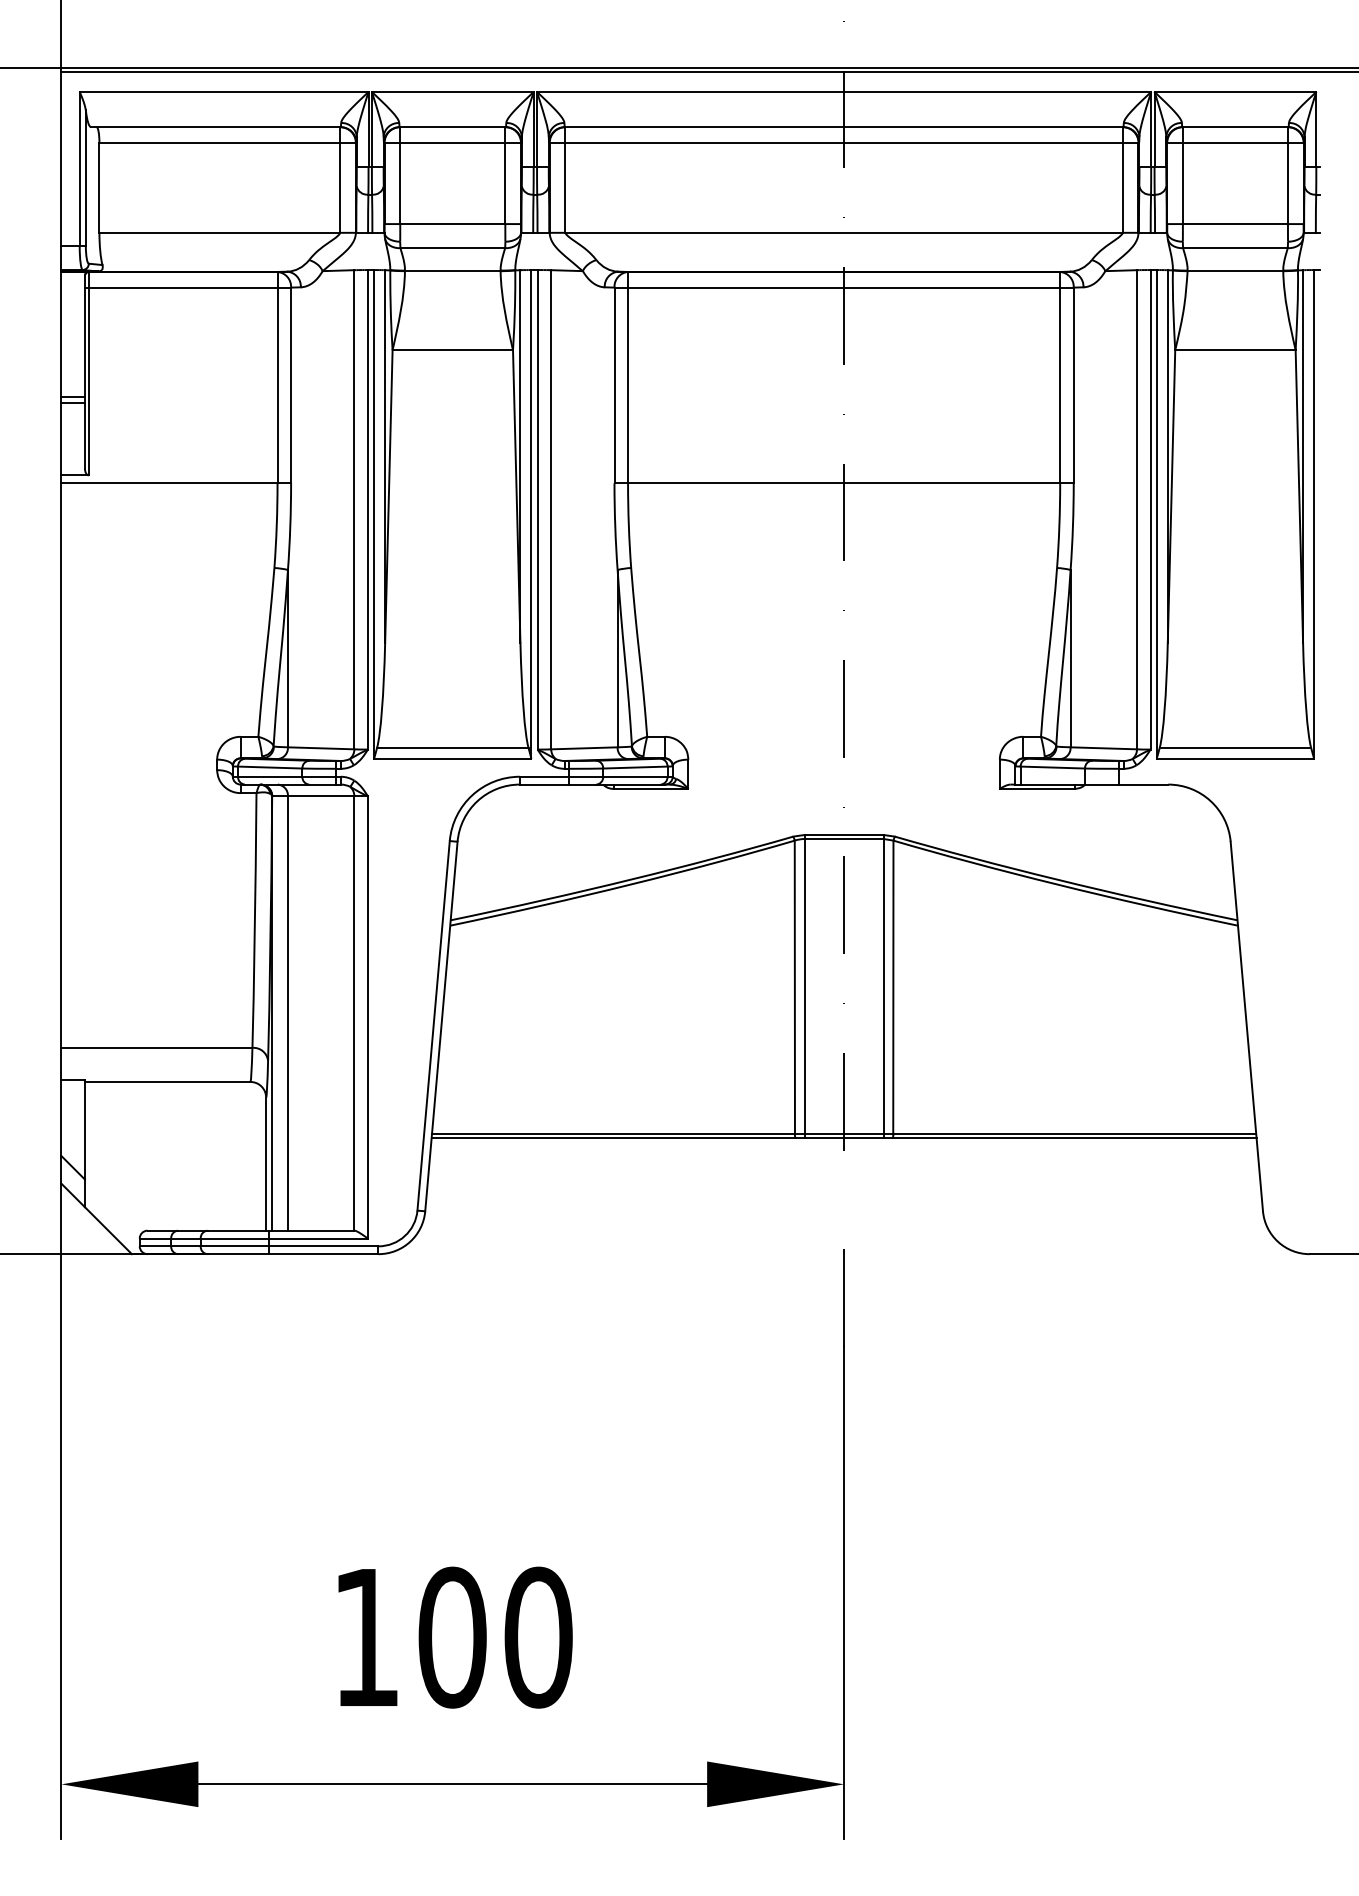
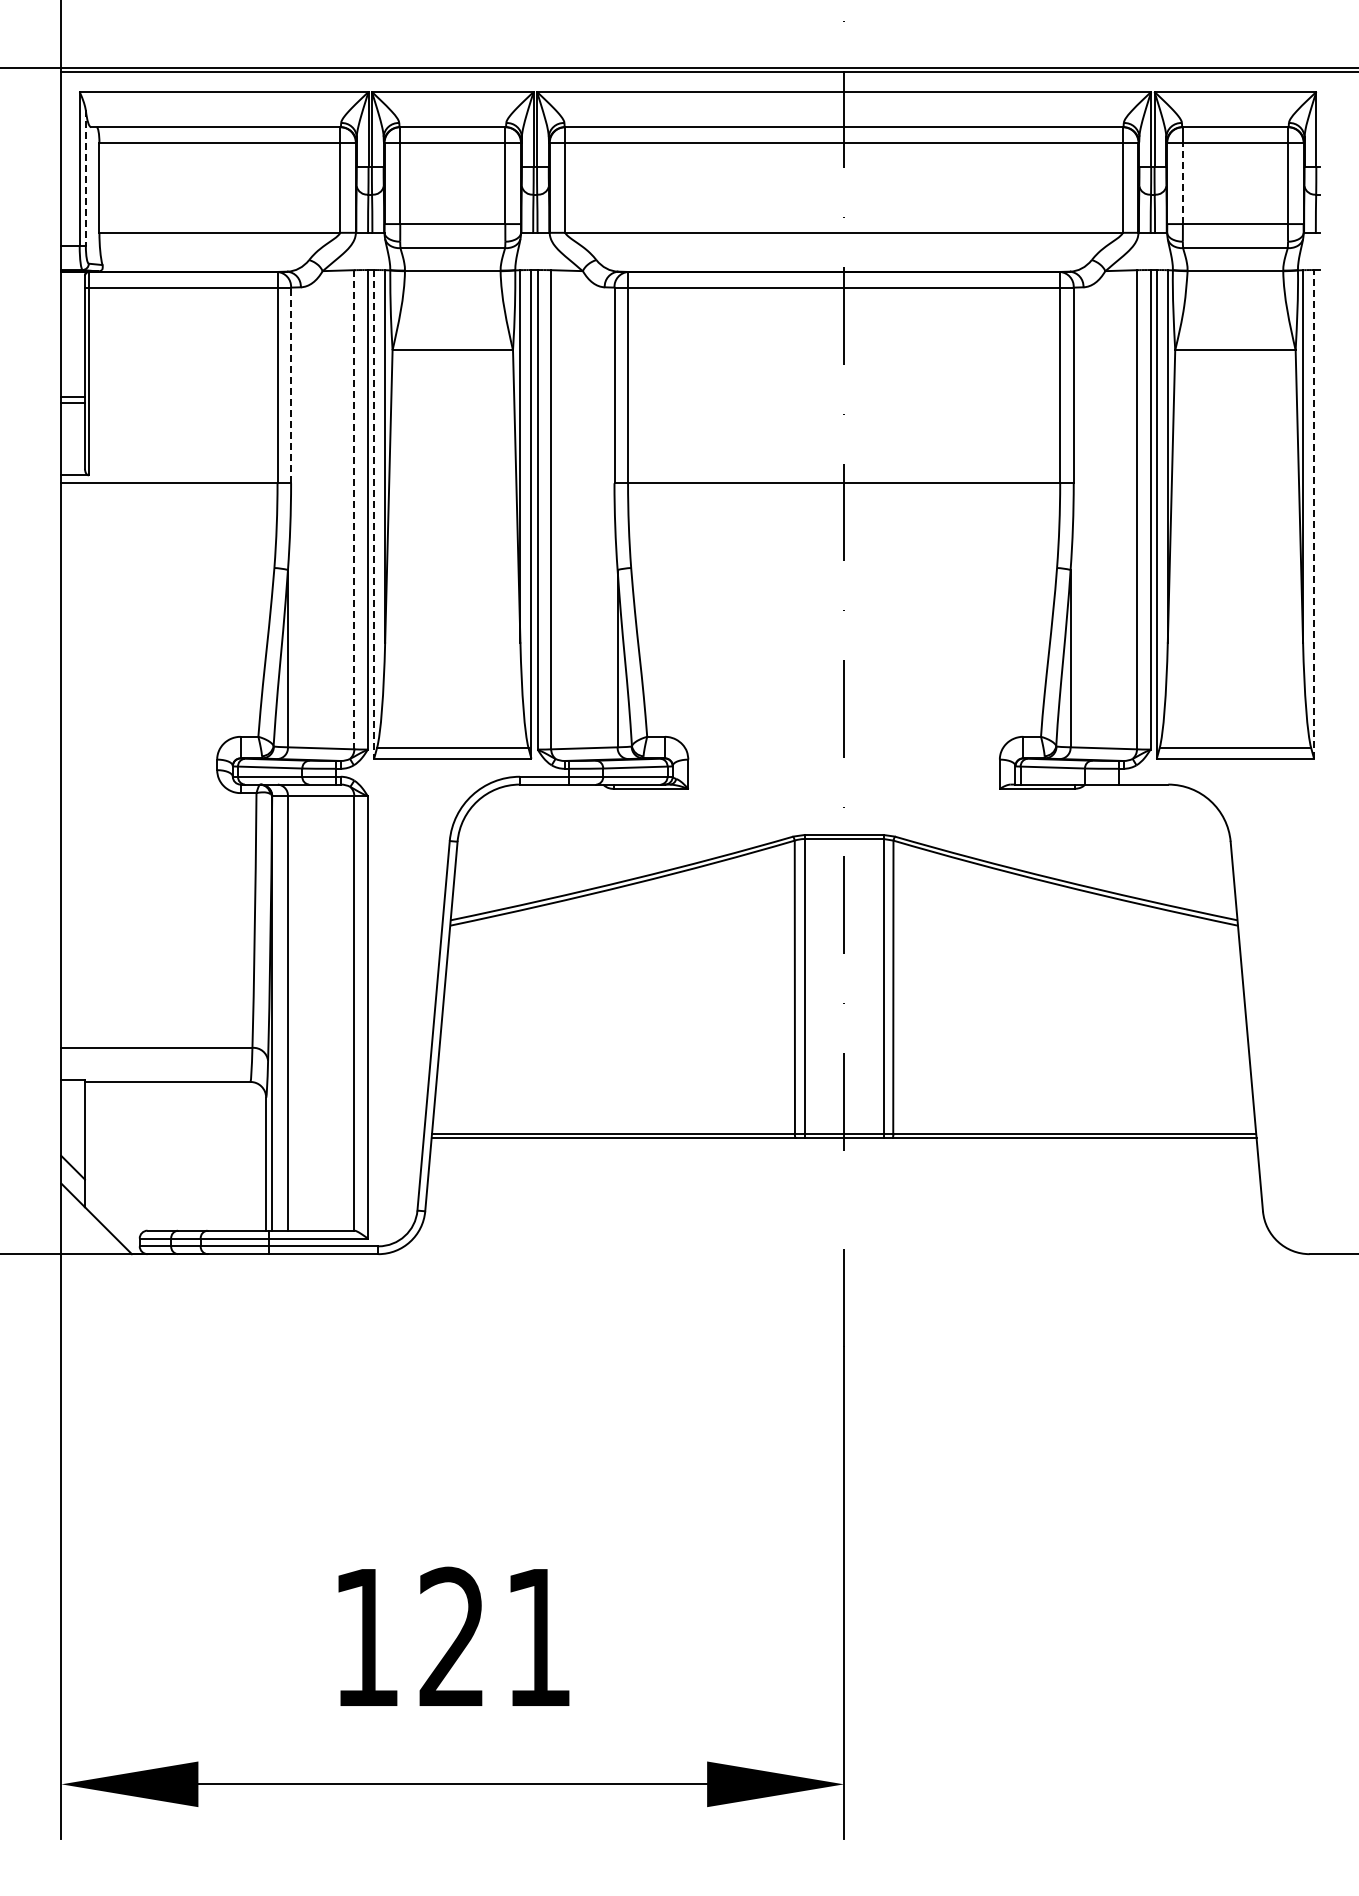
line: solid -> dashed (85, 178)
line: solid -> dashed (1182, 183)
line: solid -> dashed (291, 385)
line: solid -> dashed (354, 509)
line: solid -> dashed (1314, 513)
line: solid -> dashed (374, 514)
text: 100 -> 121 (495, 1637)
